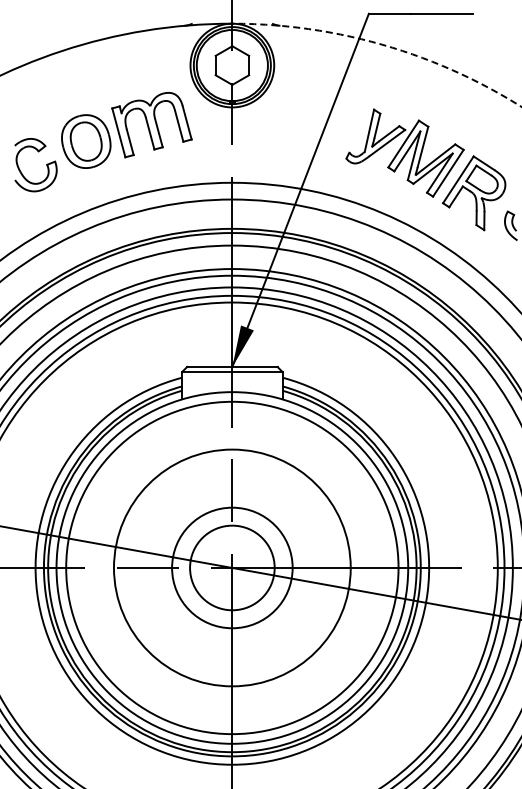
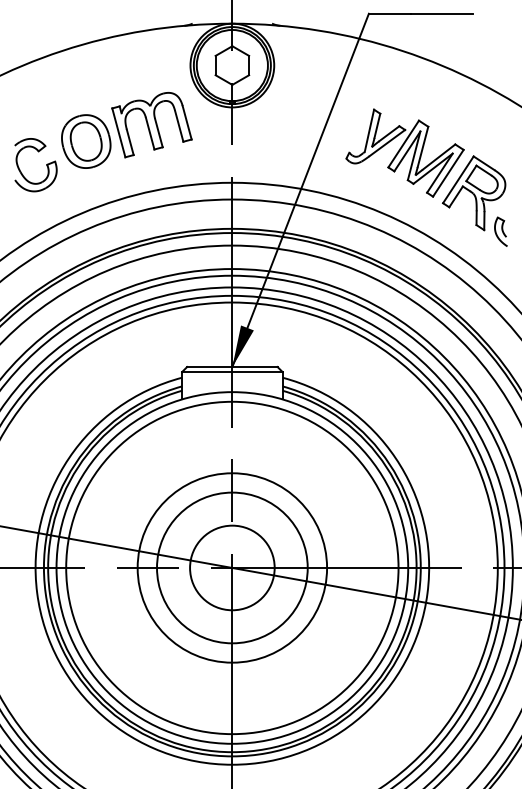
arc: dashed -> solid (383, 45)
part position: (510, 225) -> (500, 231) (500, 231)
circle diameter: 121 px -> 151 px (232, 567)
circle diameter: 237 px -> 189 px (232, 567)
